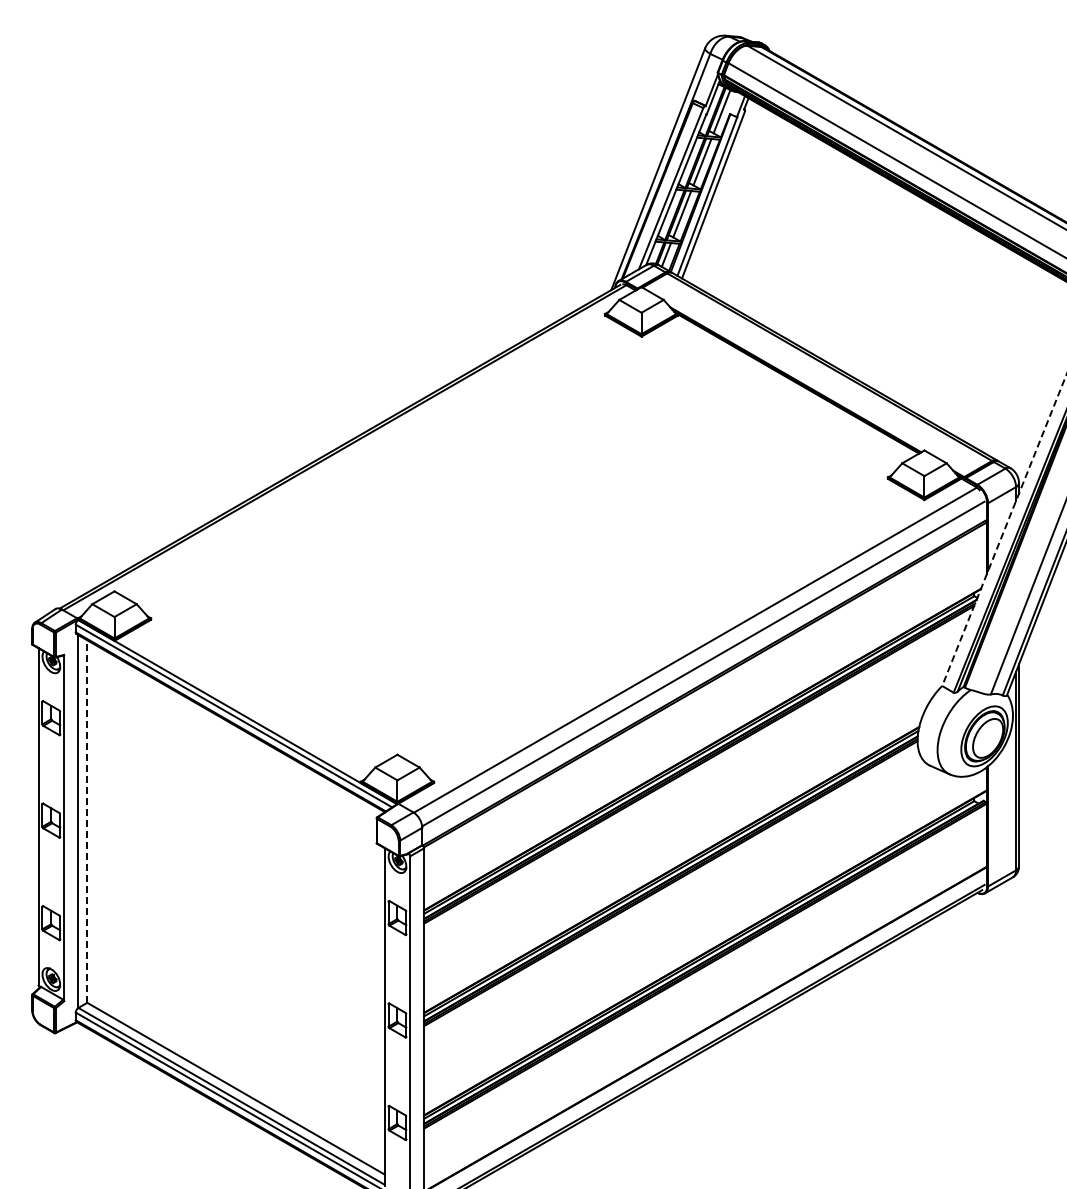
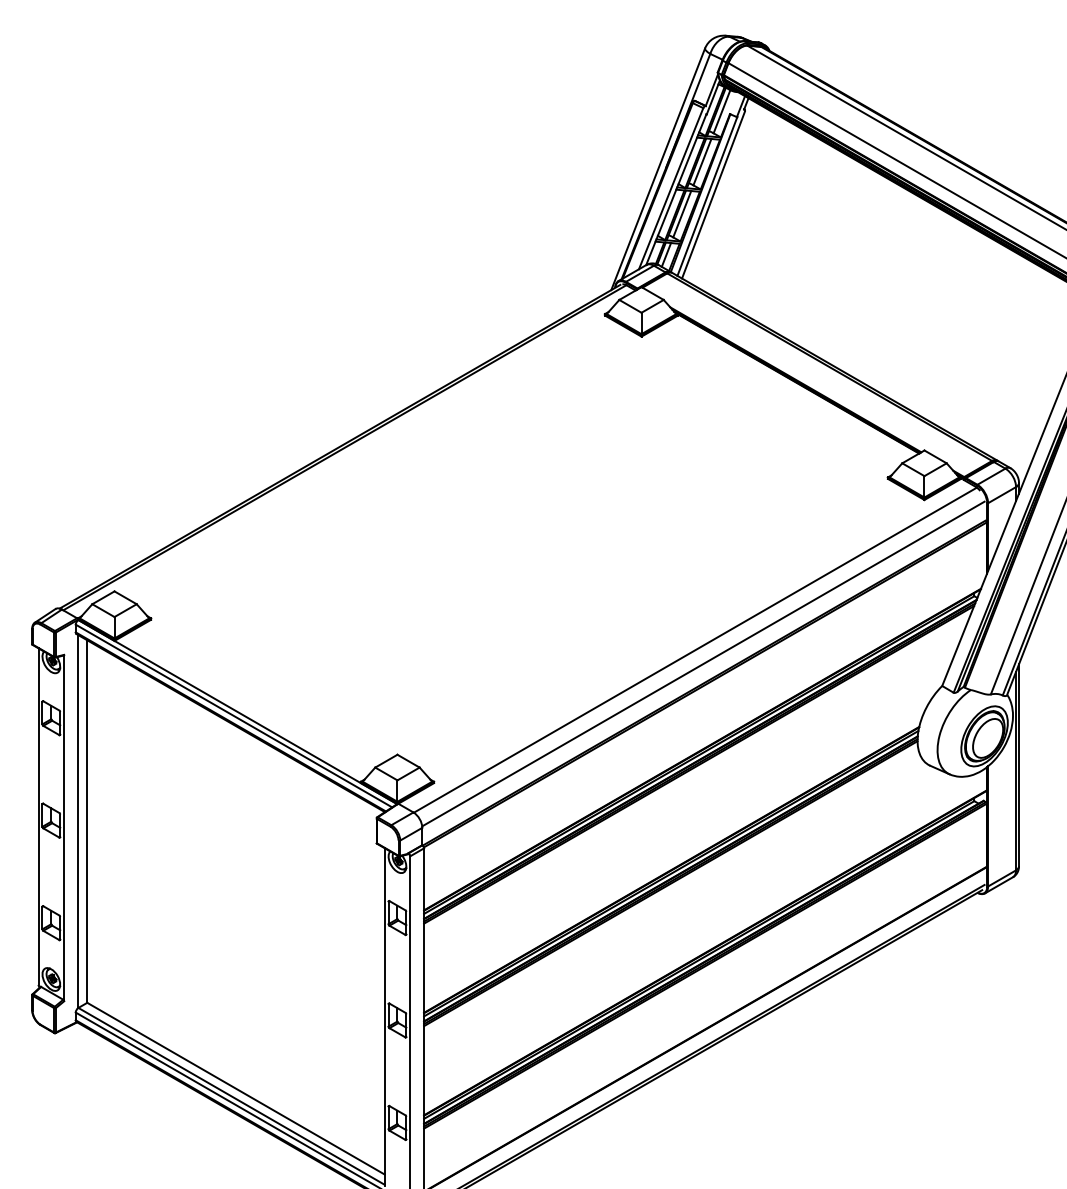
line: dashed -> solid (1004, 529)
line: dashed -> solid (86, 821)
